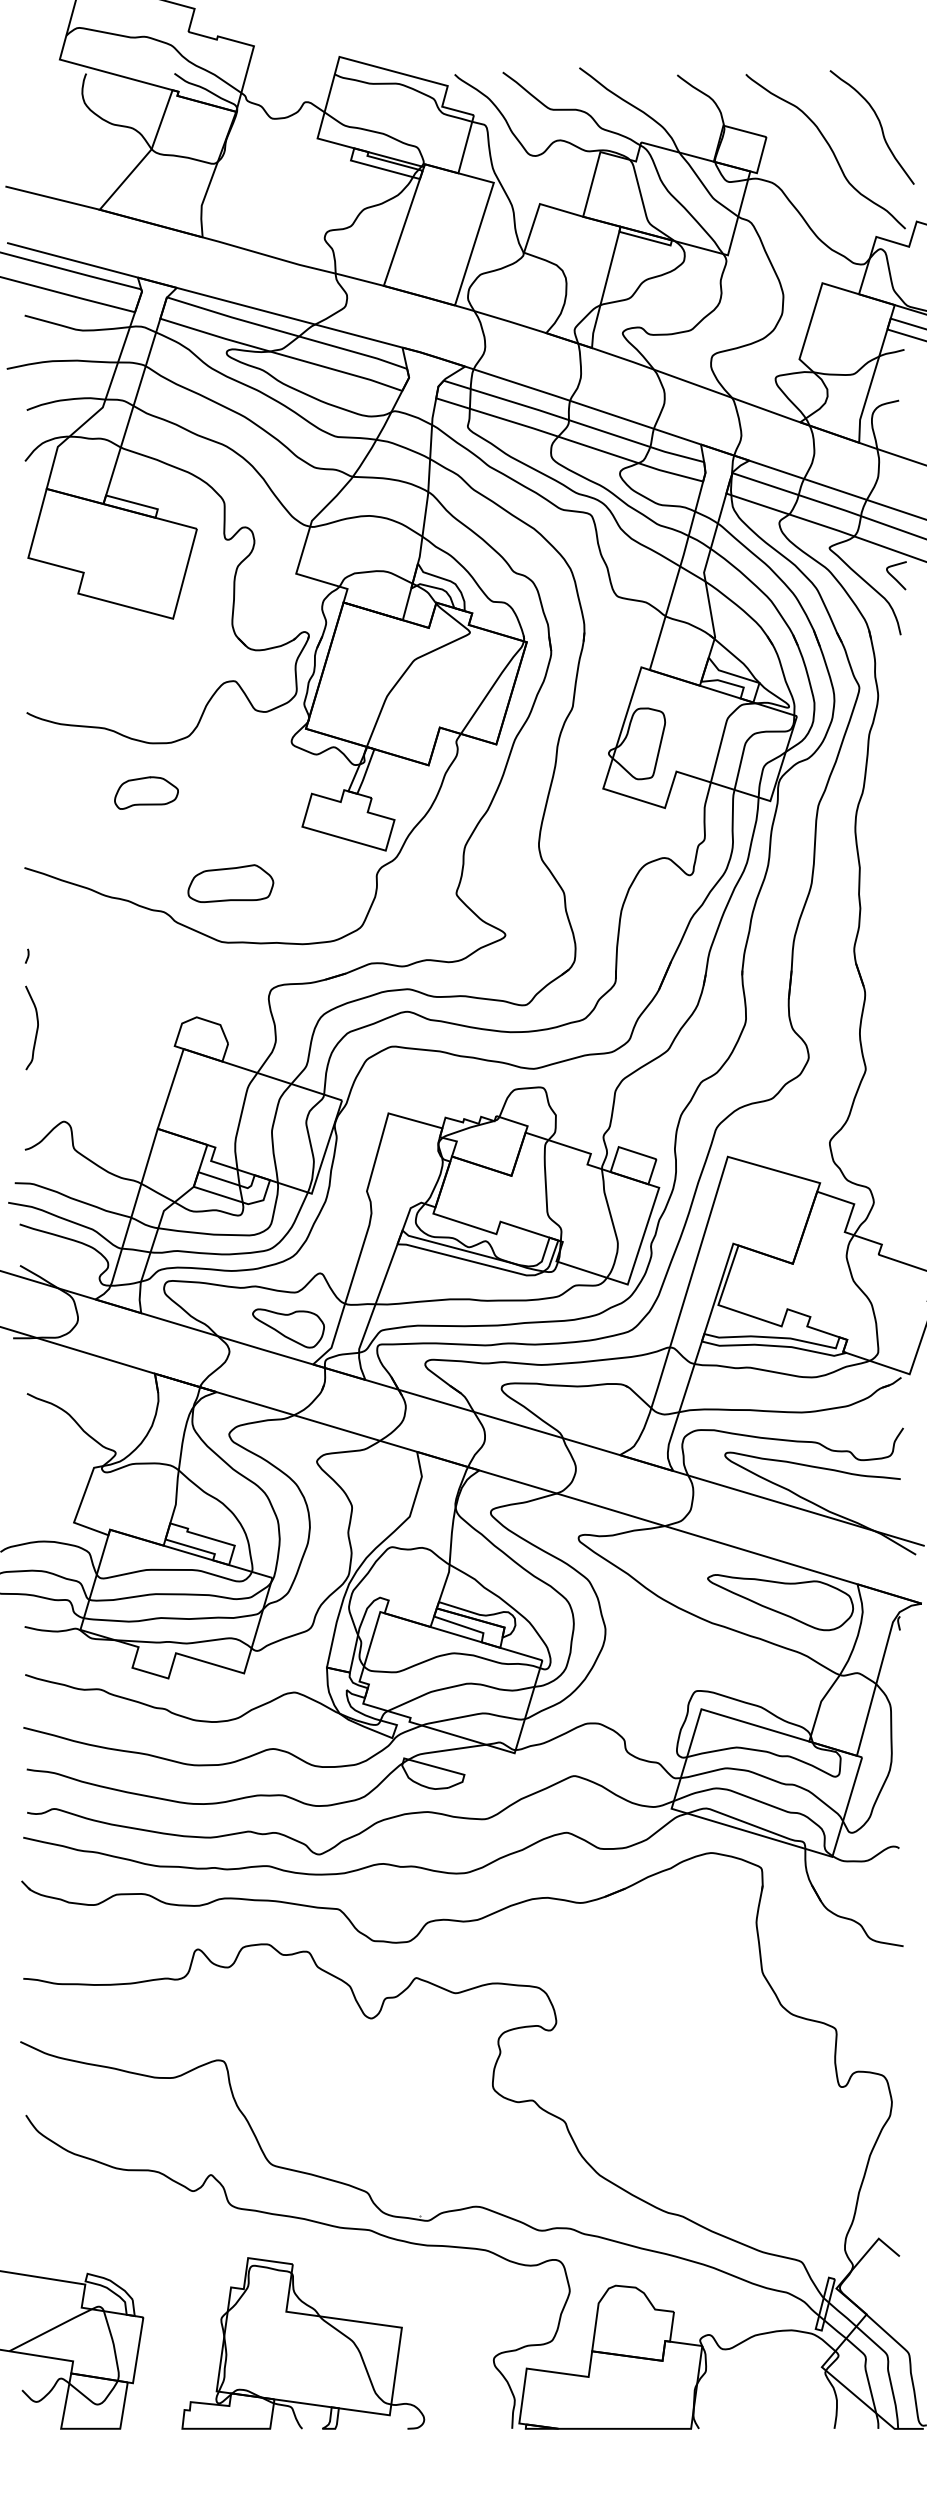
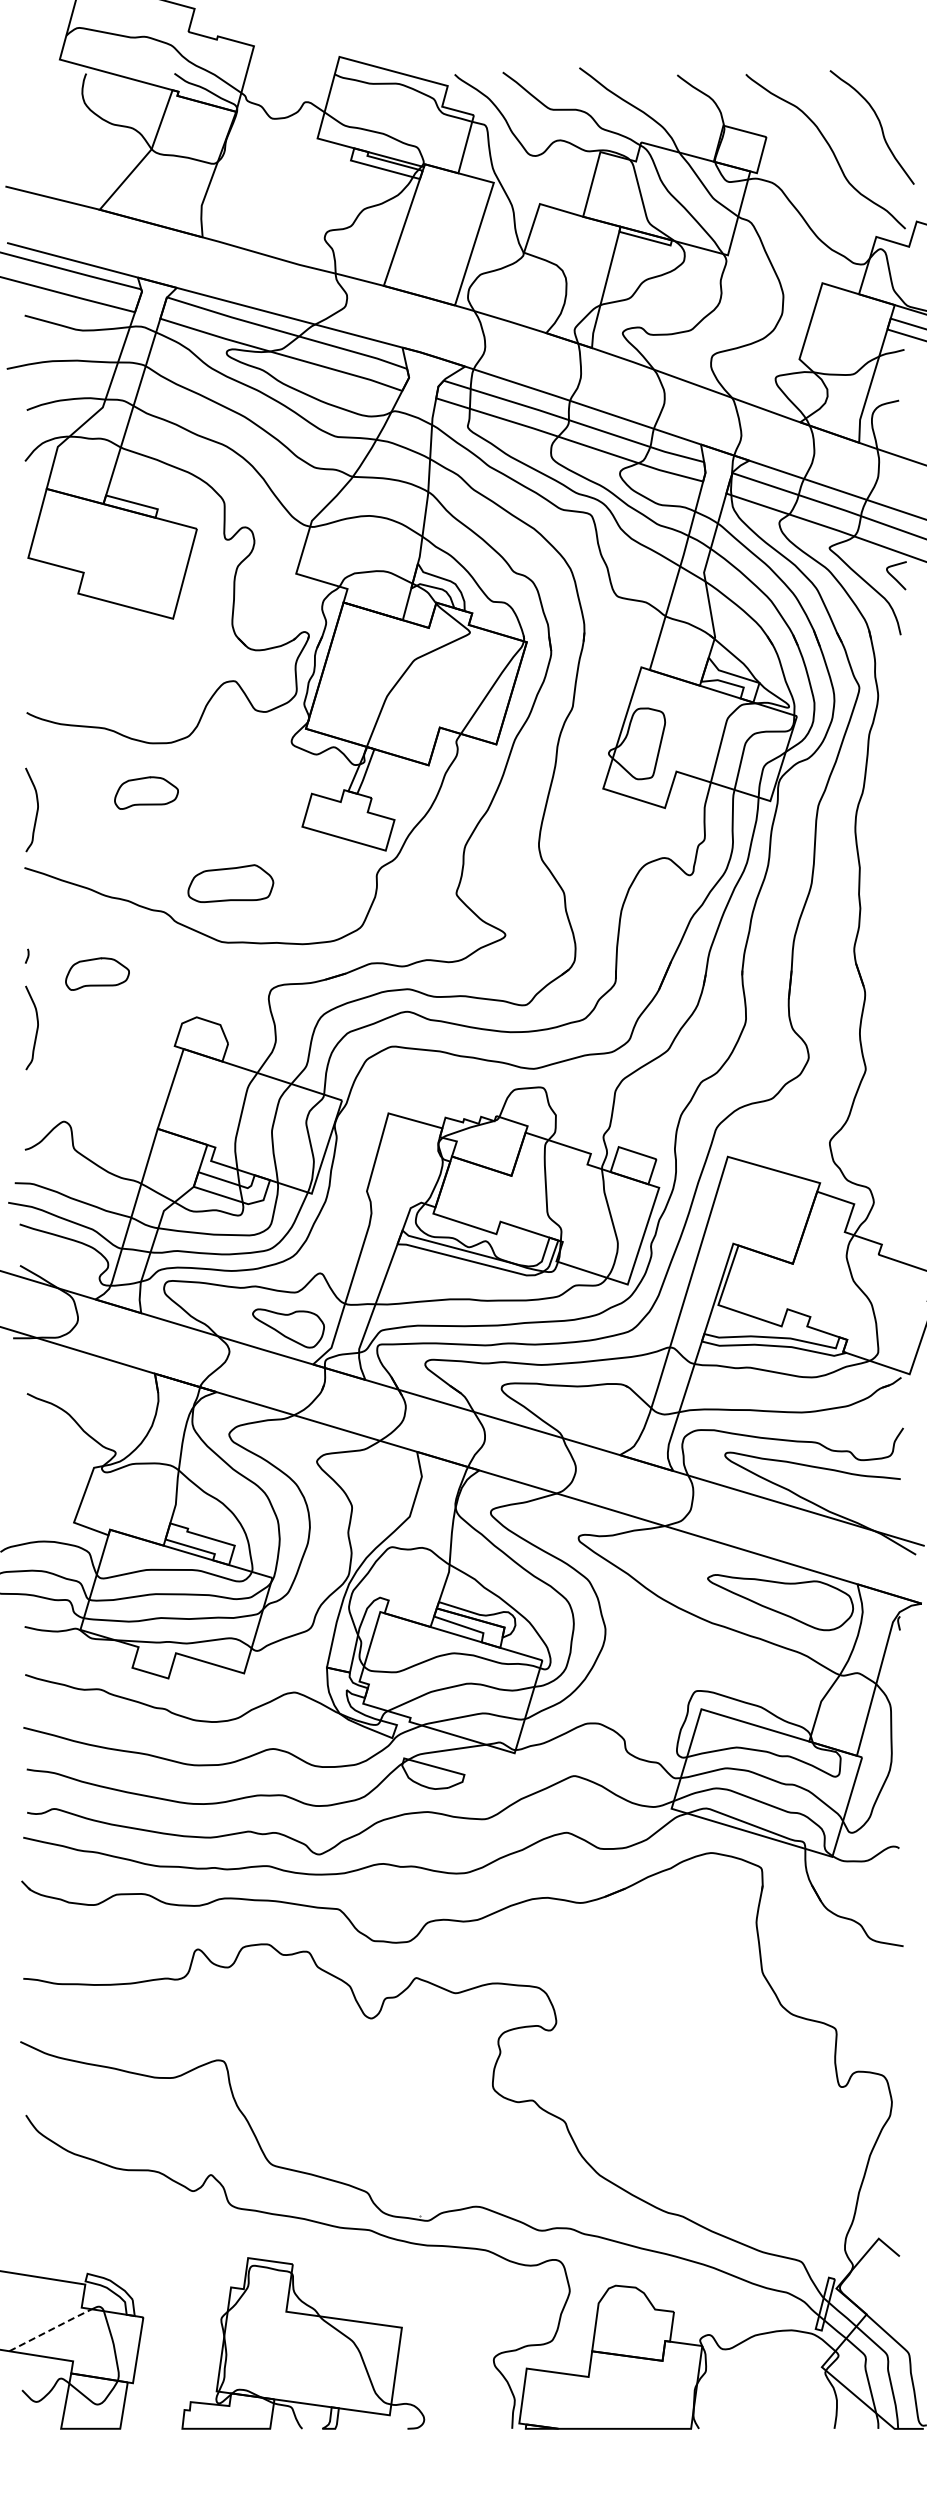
curve: none -> present (36, 809)
part: none -> present (97, 973)
line: solid -> dashed (51, 2329)
